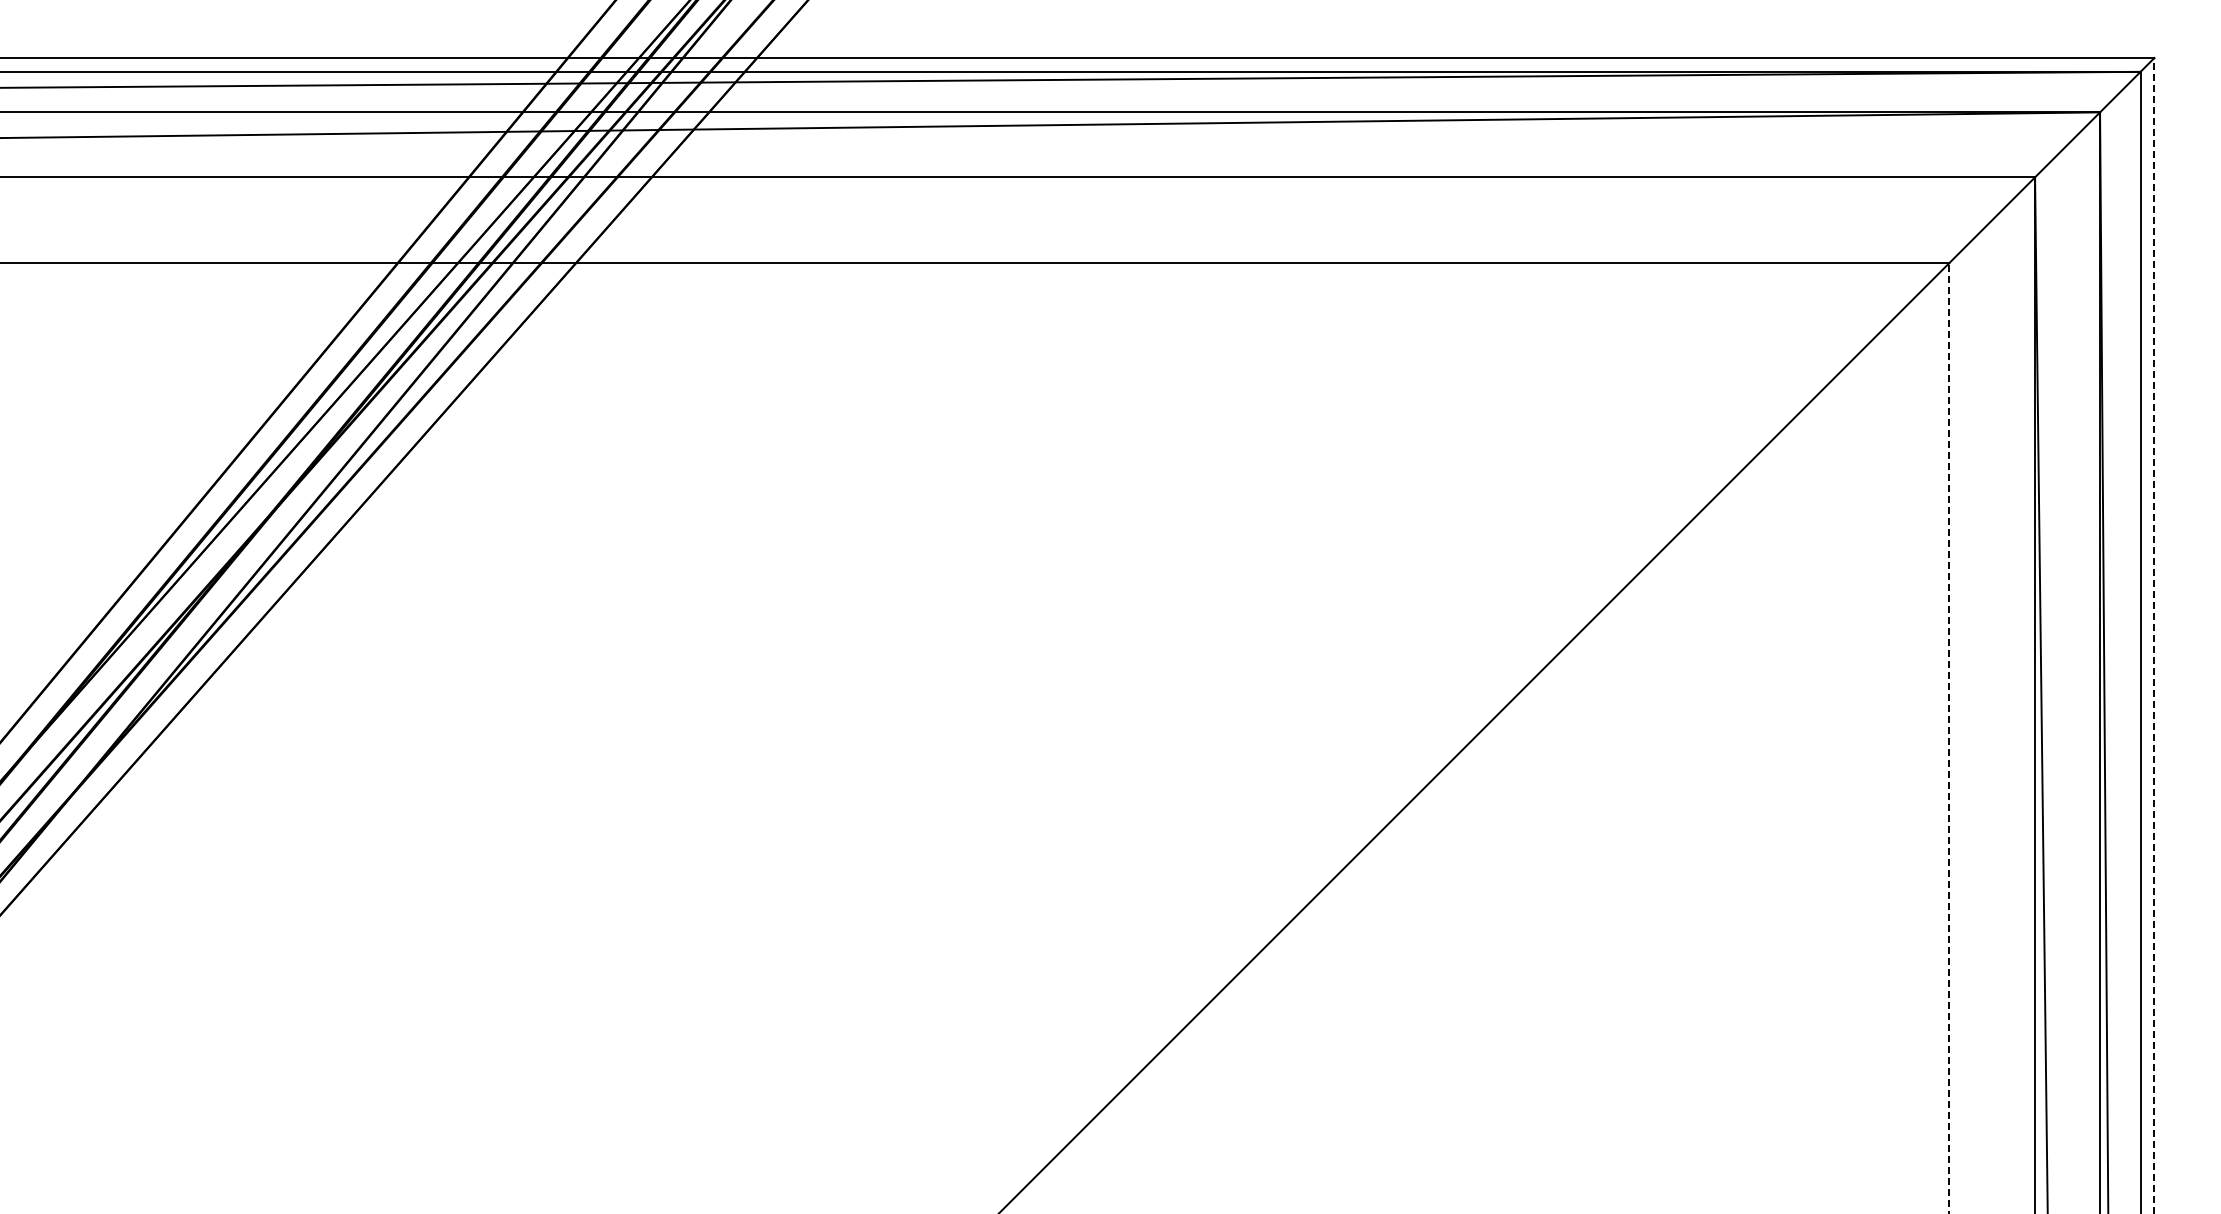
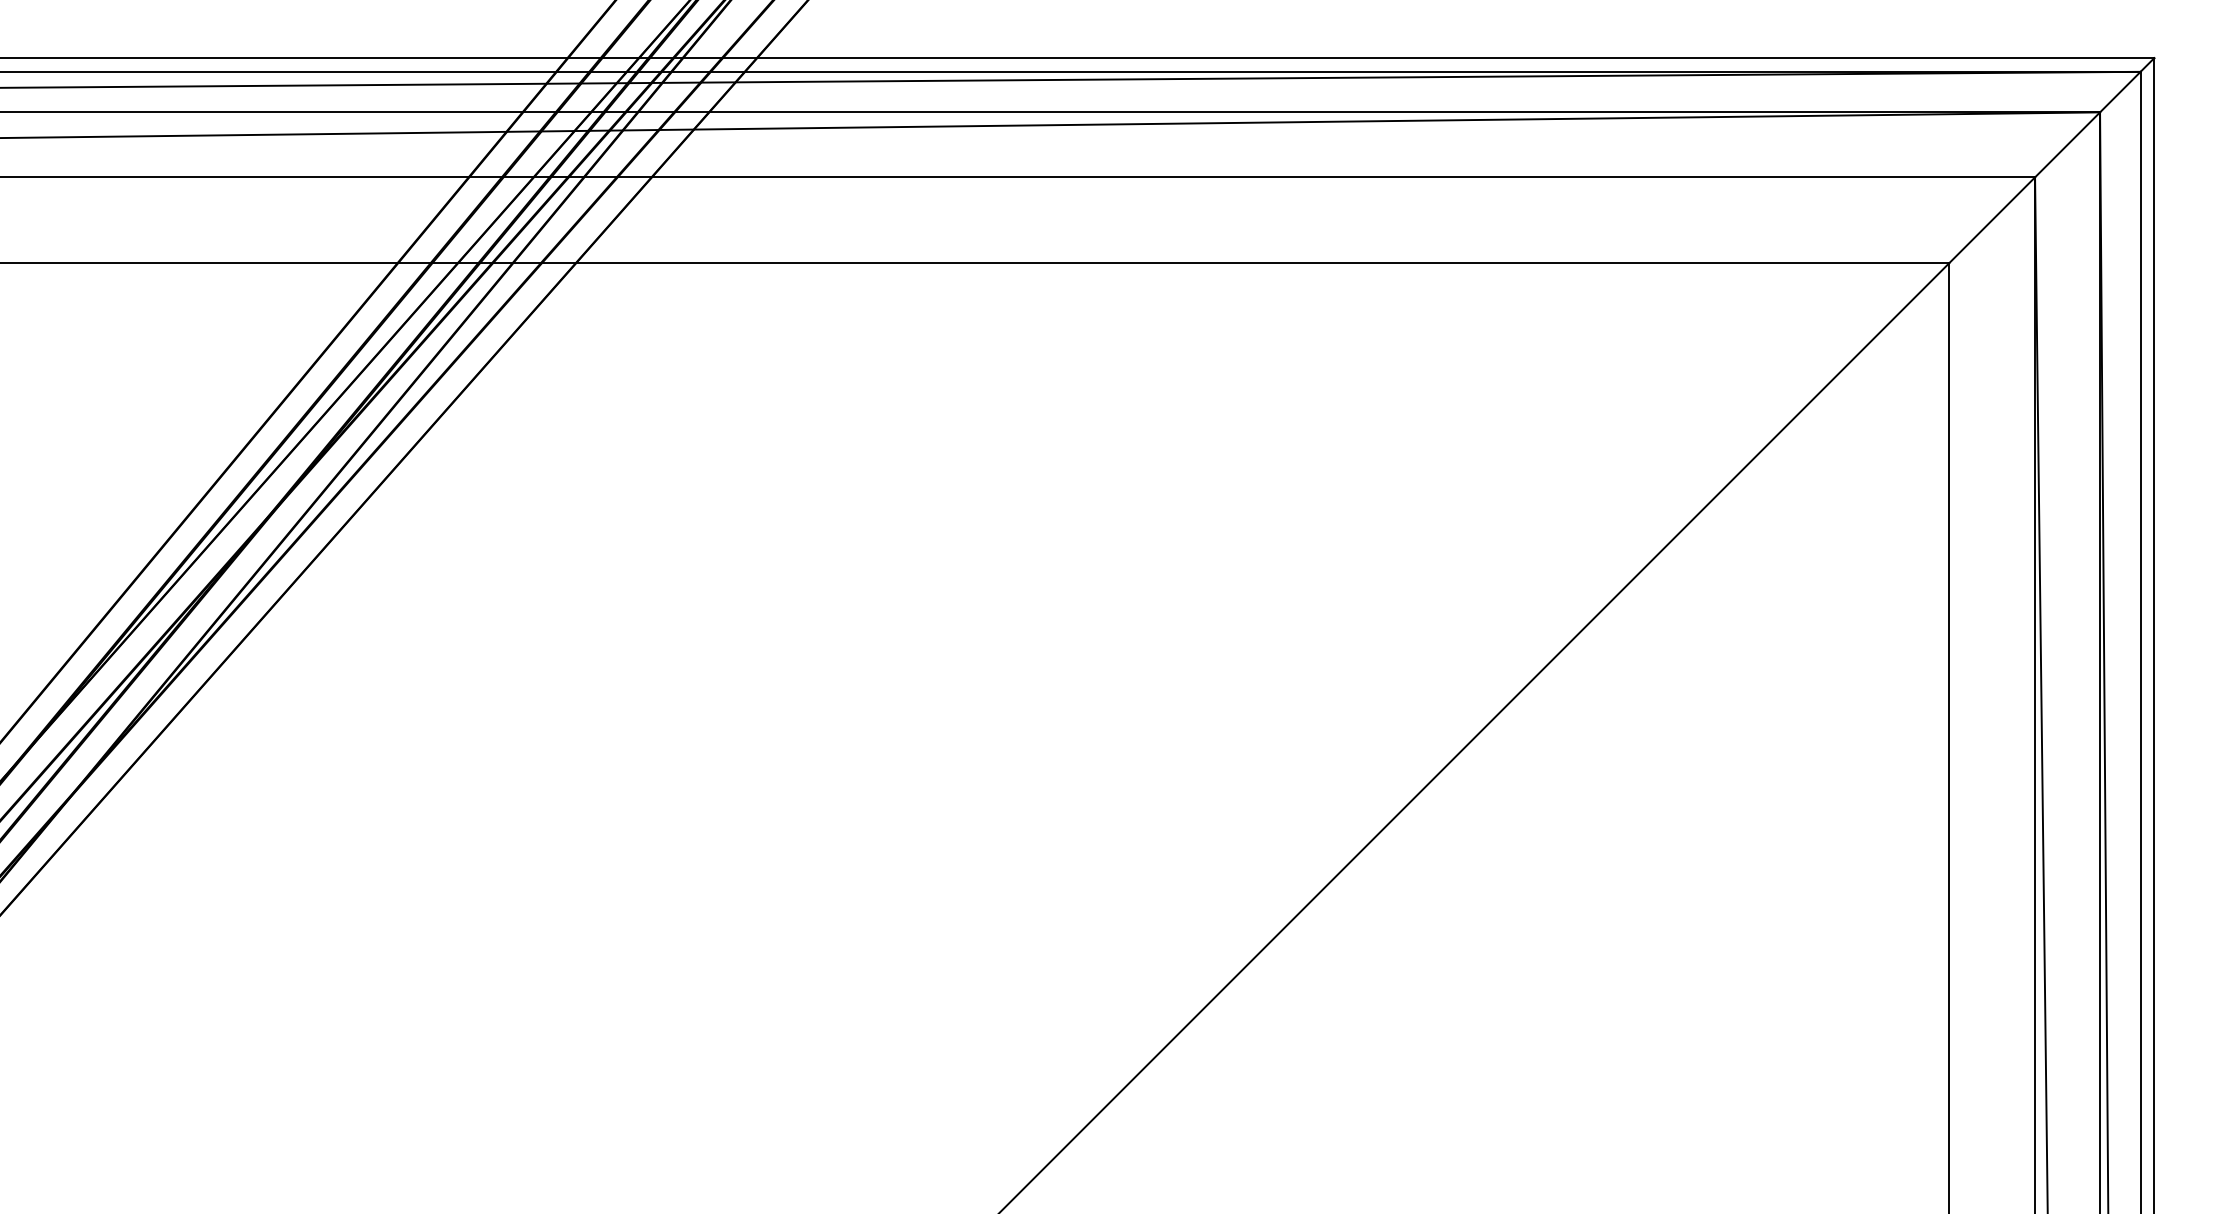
line: dashed -> solid (2154, 635)
line: dashed -> solid (1949, 738)
